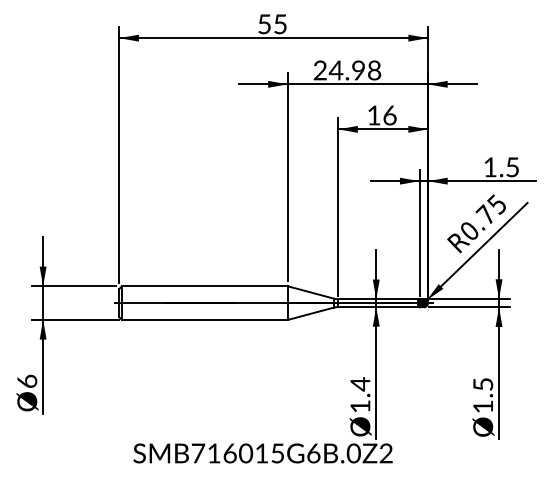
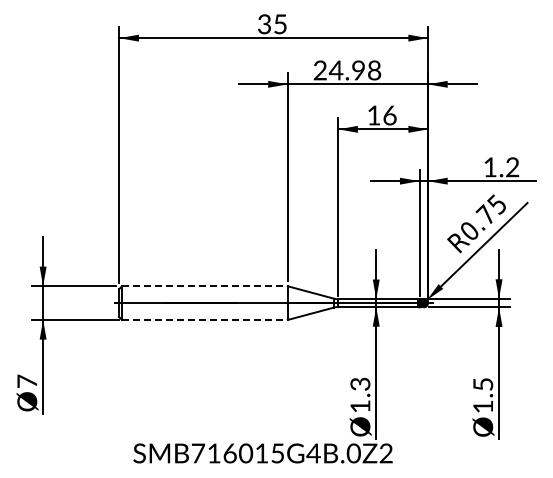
text: 55 -> 35 (264, 24)
text: 1.5 -> 1.2 (512, 167)
line: solid -> dashed (204, 286)
line: solid -> dashed (204, 319)
text: 6 -> 7 (27, 380)
text: 1.4 -> 1.3 (360, 384)
text: SMB716015G6B.0Z2 -> SMB716015G4B.0Z2 (313, 453)
